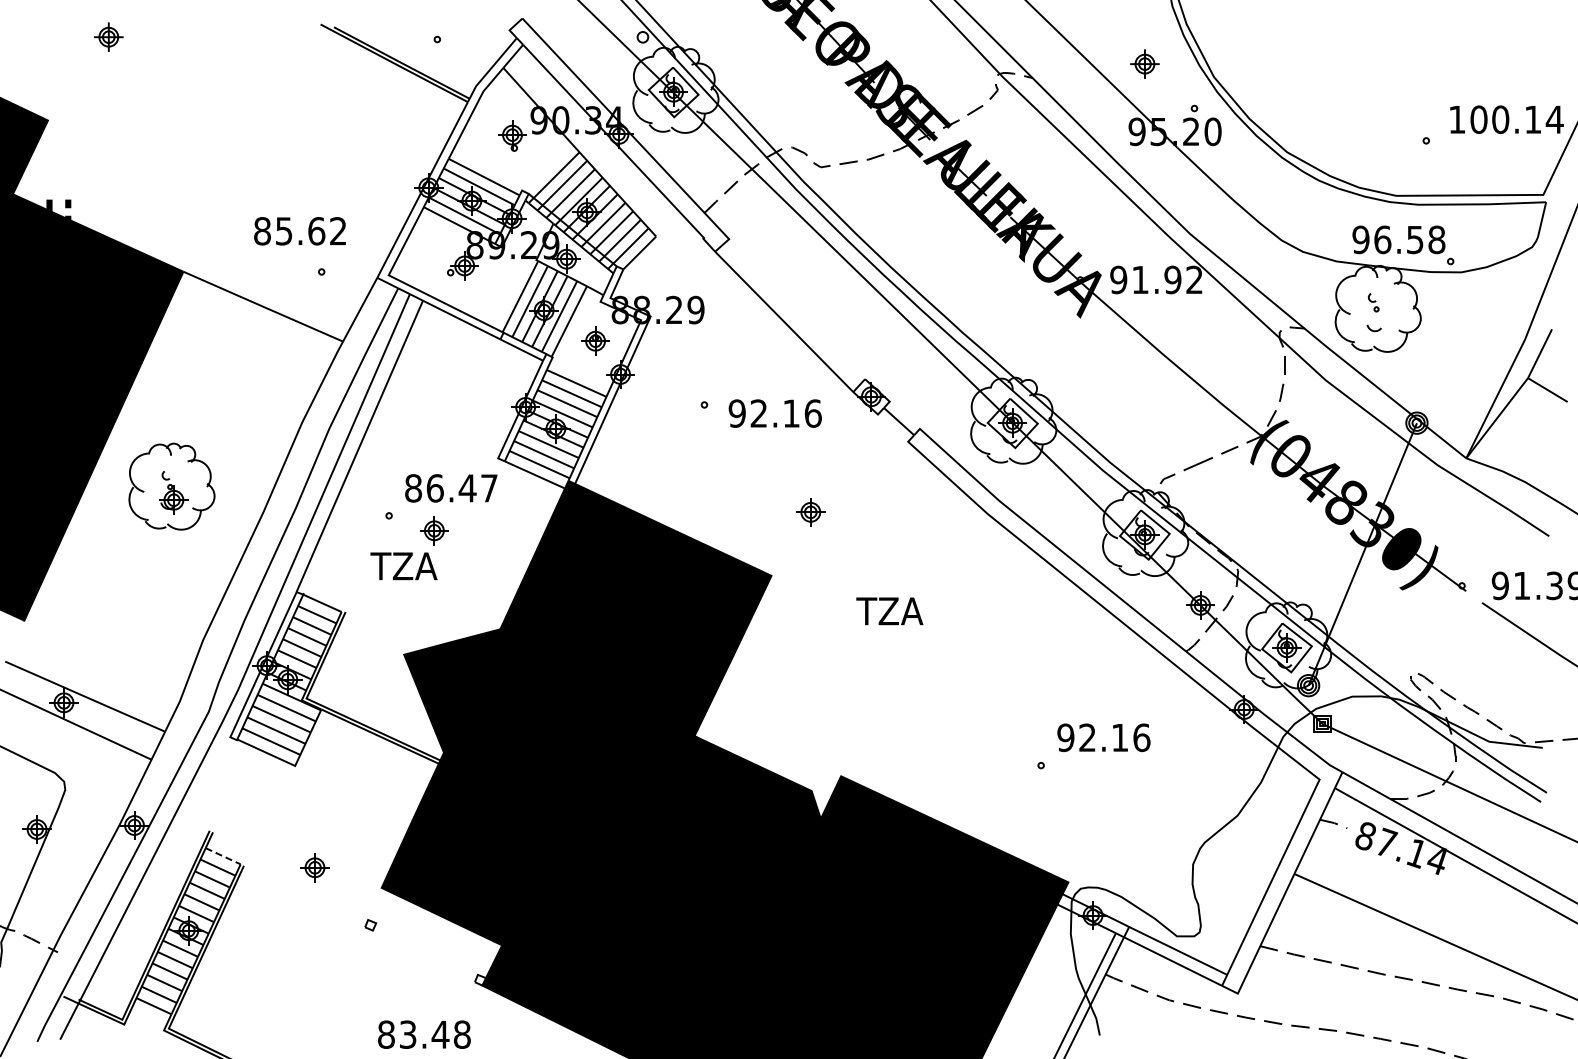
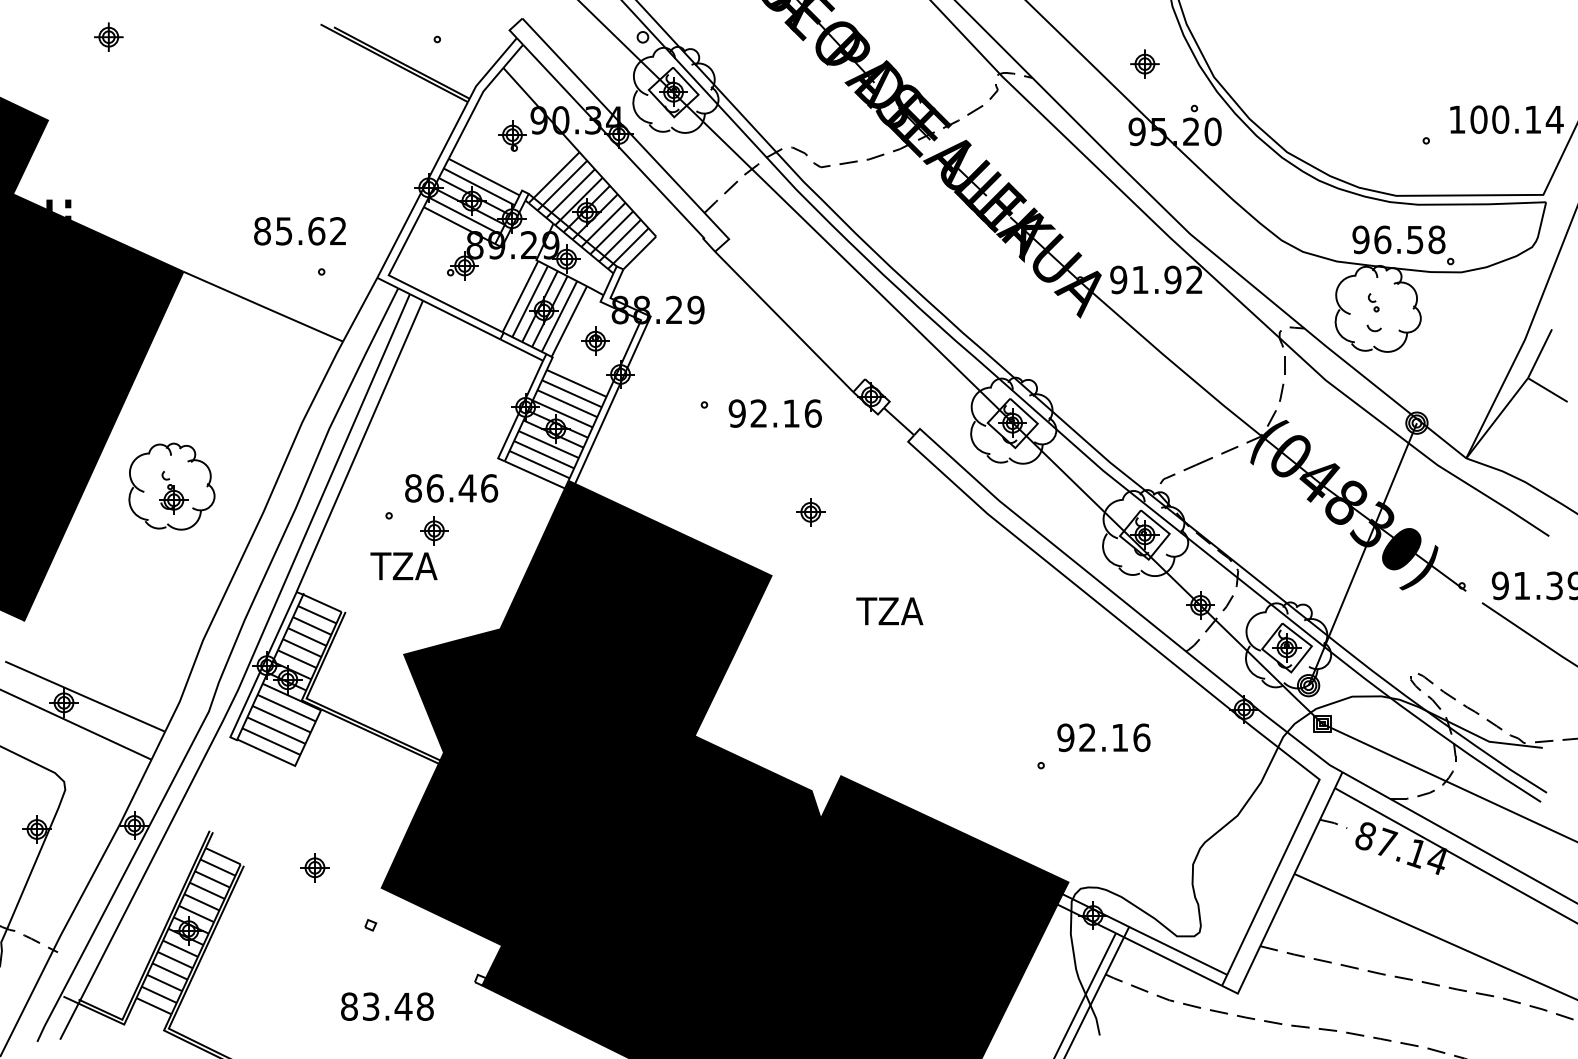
text: 86.47 -> 86.46 (489, 488)
line: dashed -> solid (223, 856)
text position: (424, 1034) -> (387, 1006) (387, 1006)
